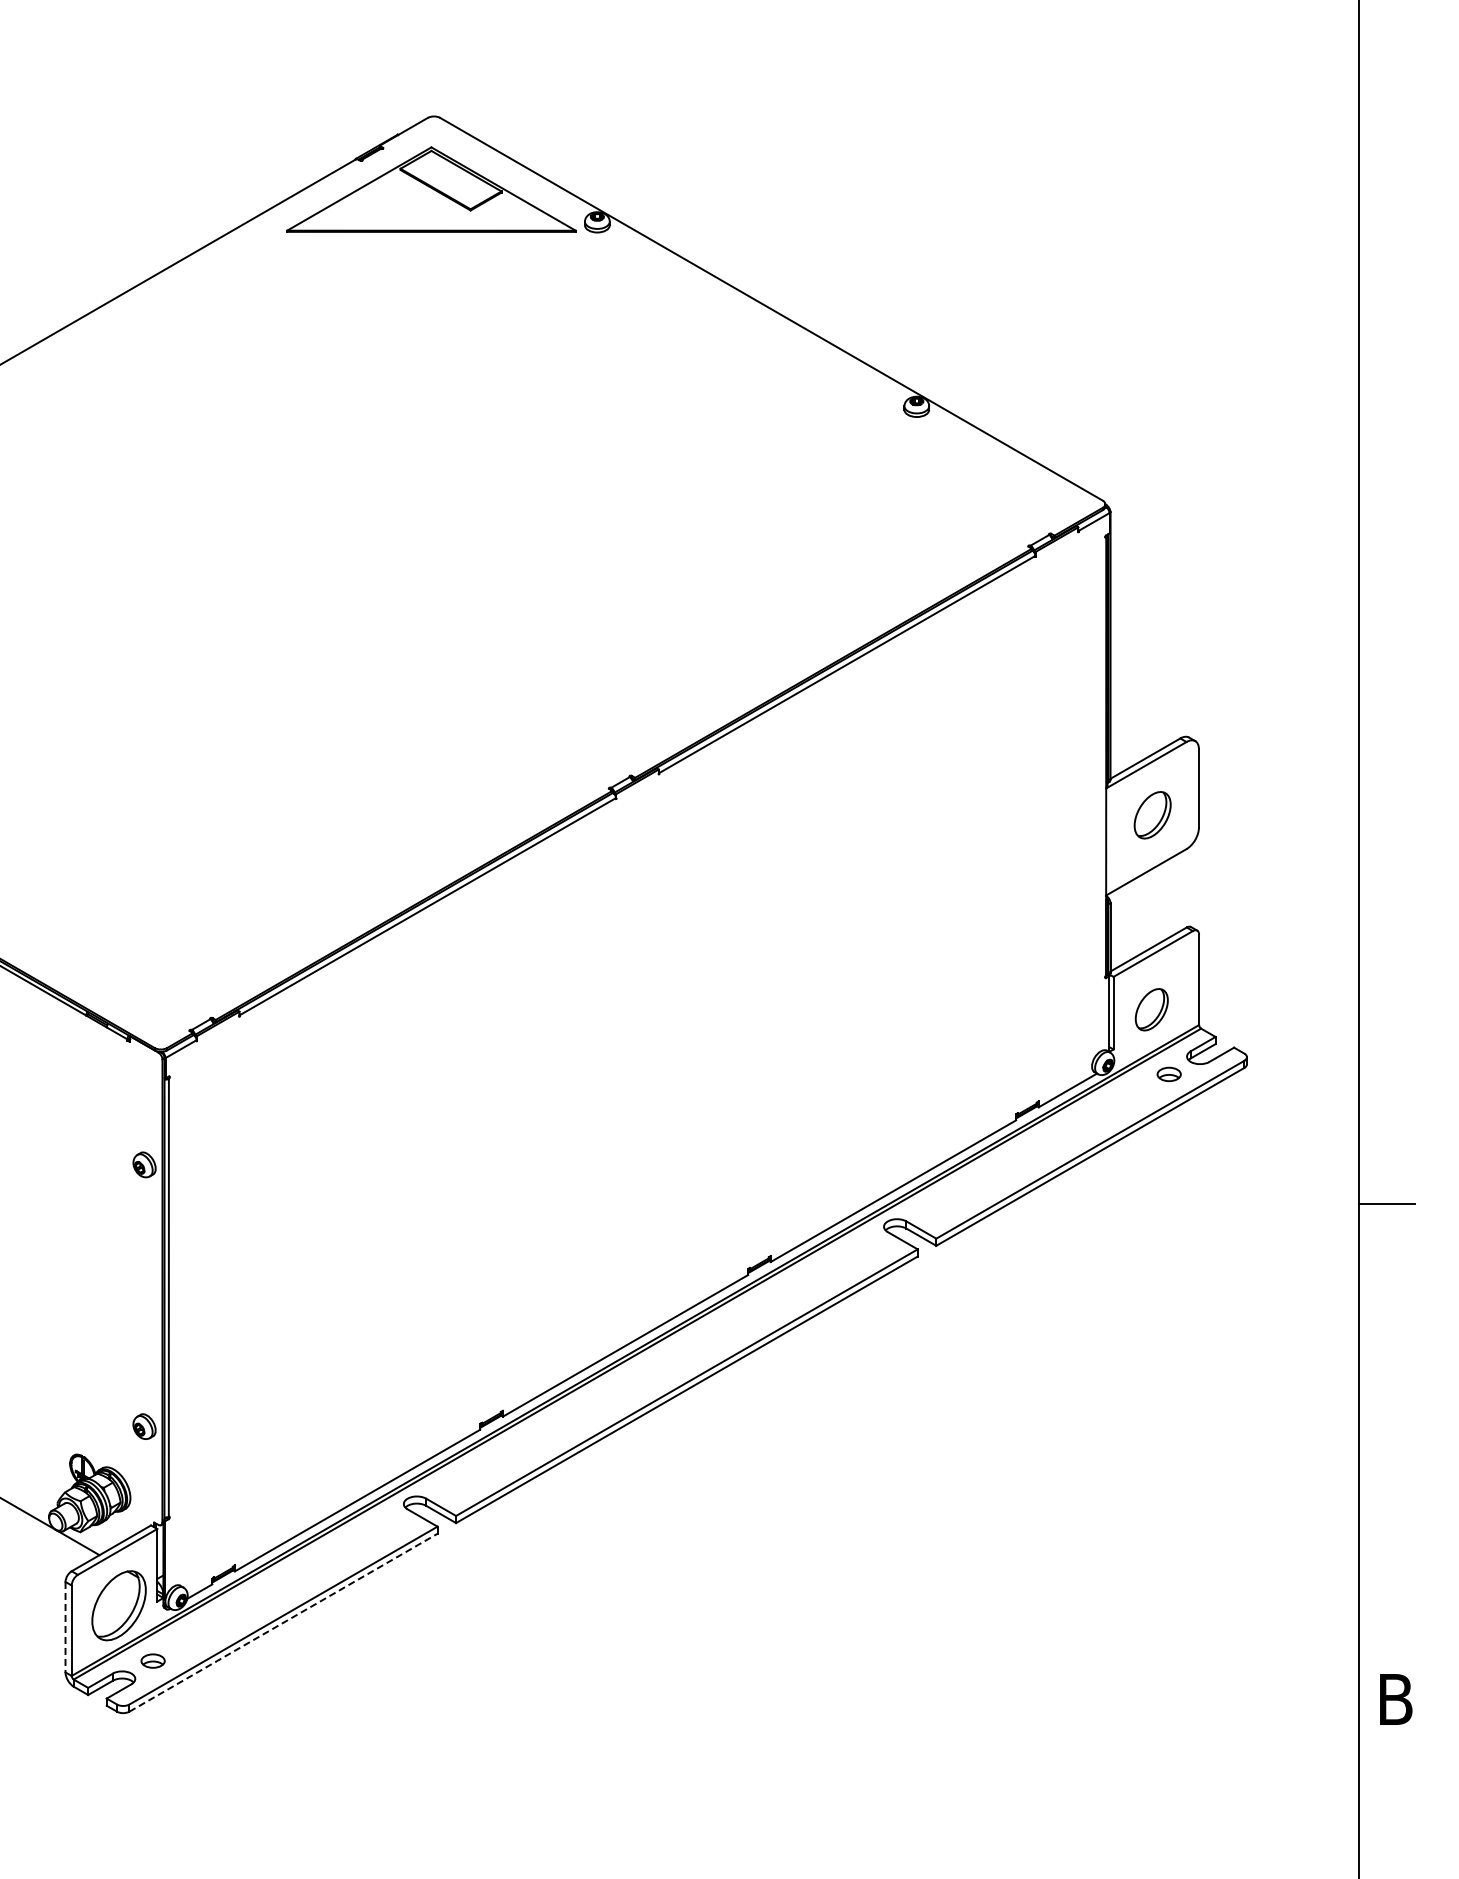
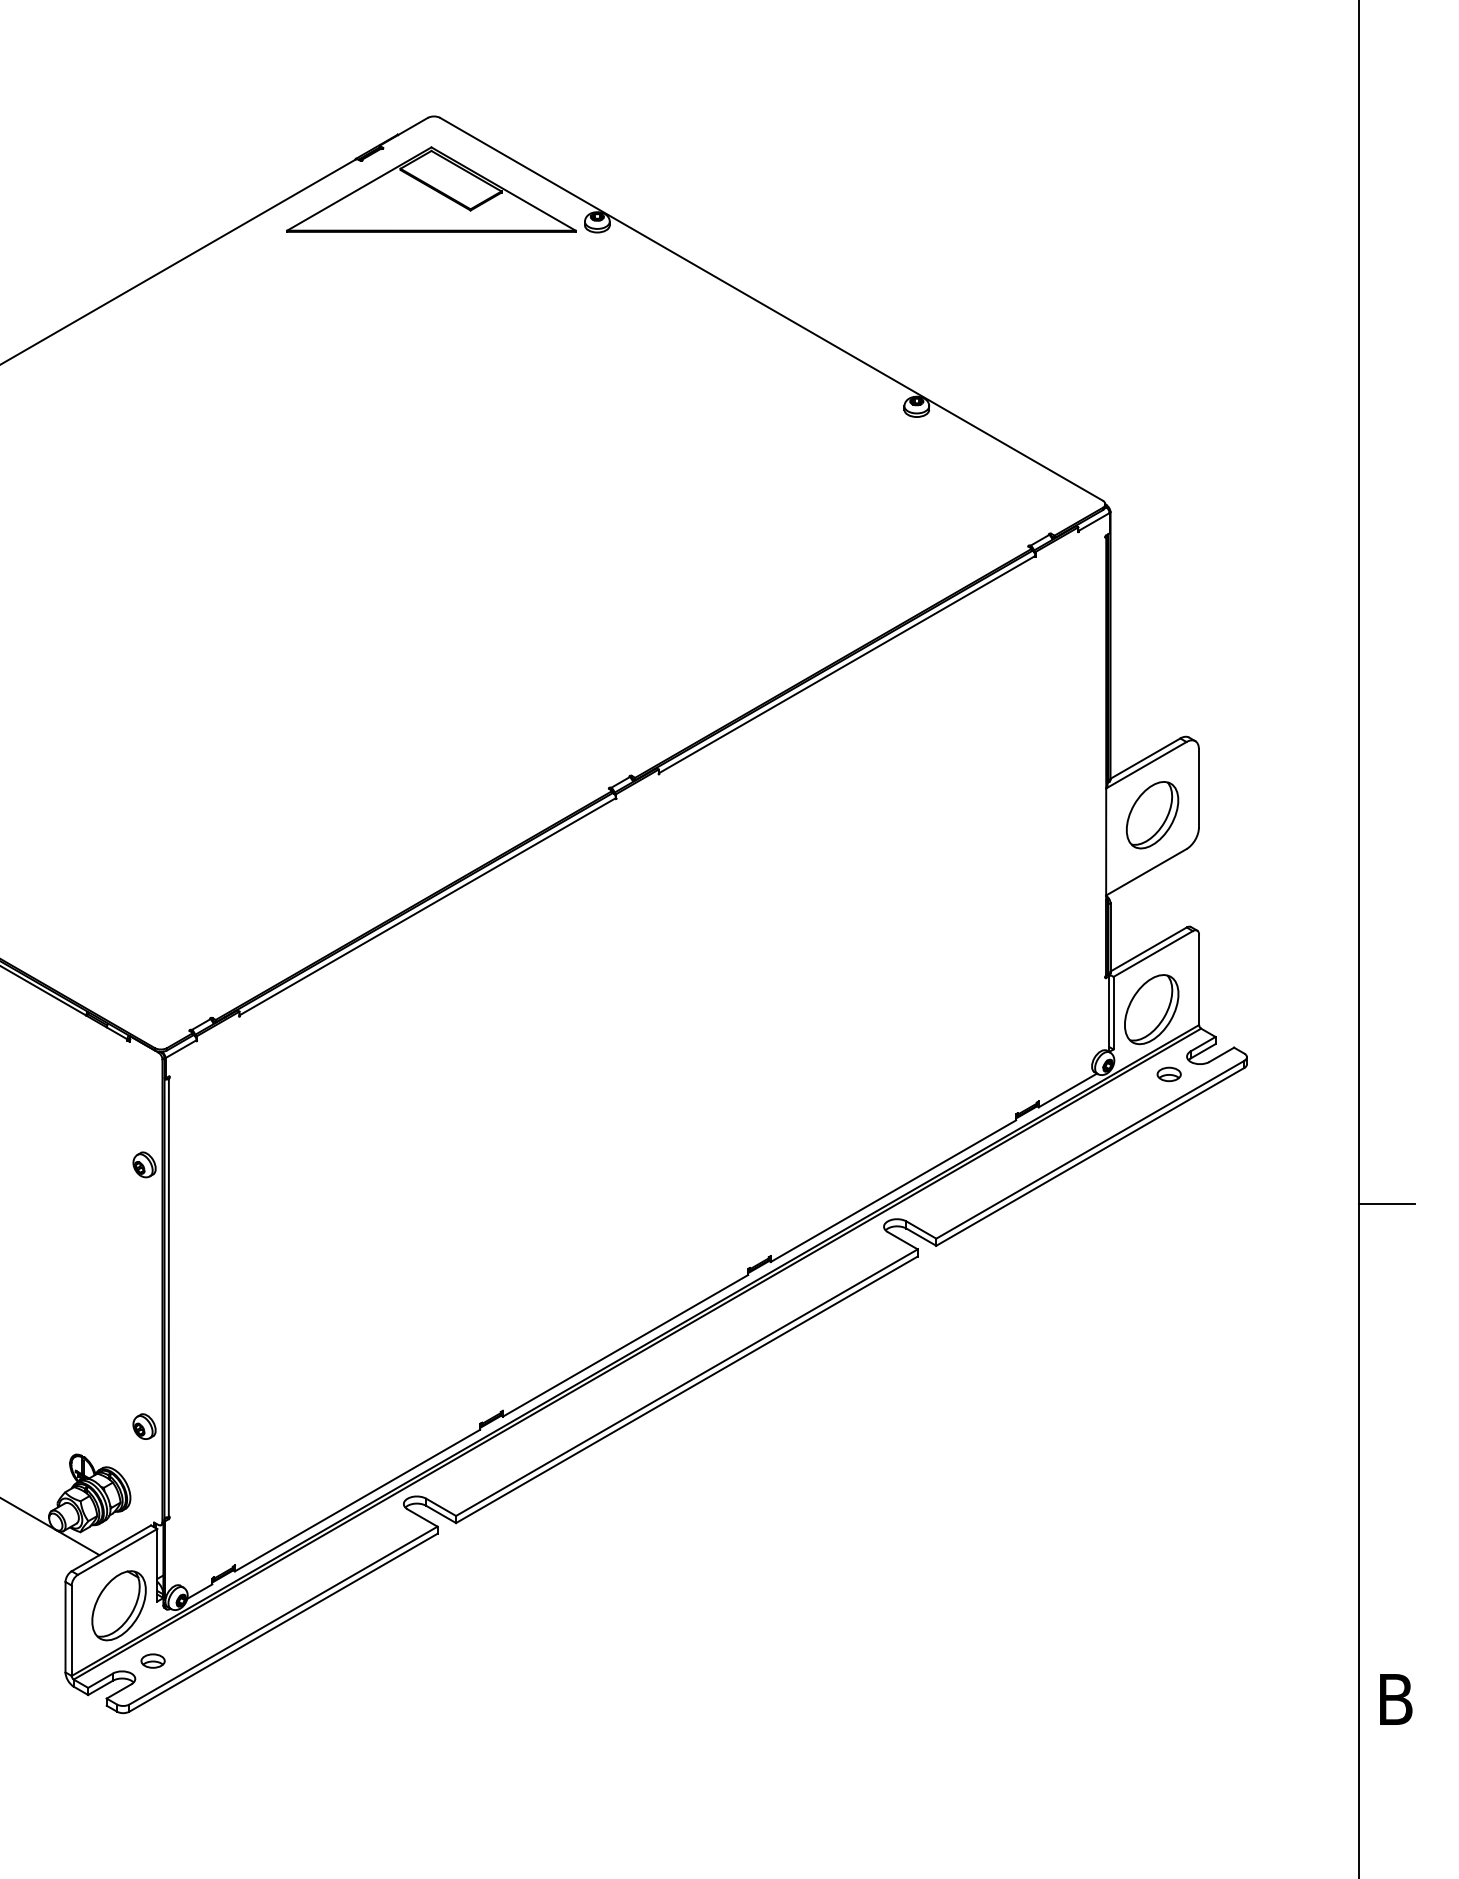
part size: 39x49 px -> 54x69 px (1152, 815)
part size: 35x44 px -> 56x72 px (1151, 1009)
line: dashed -> solid (283, 1622)
line: dashed -> solid (65, 1627)
